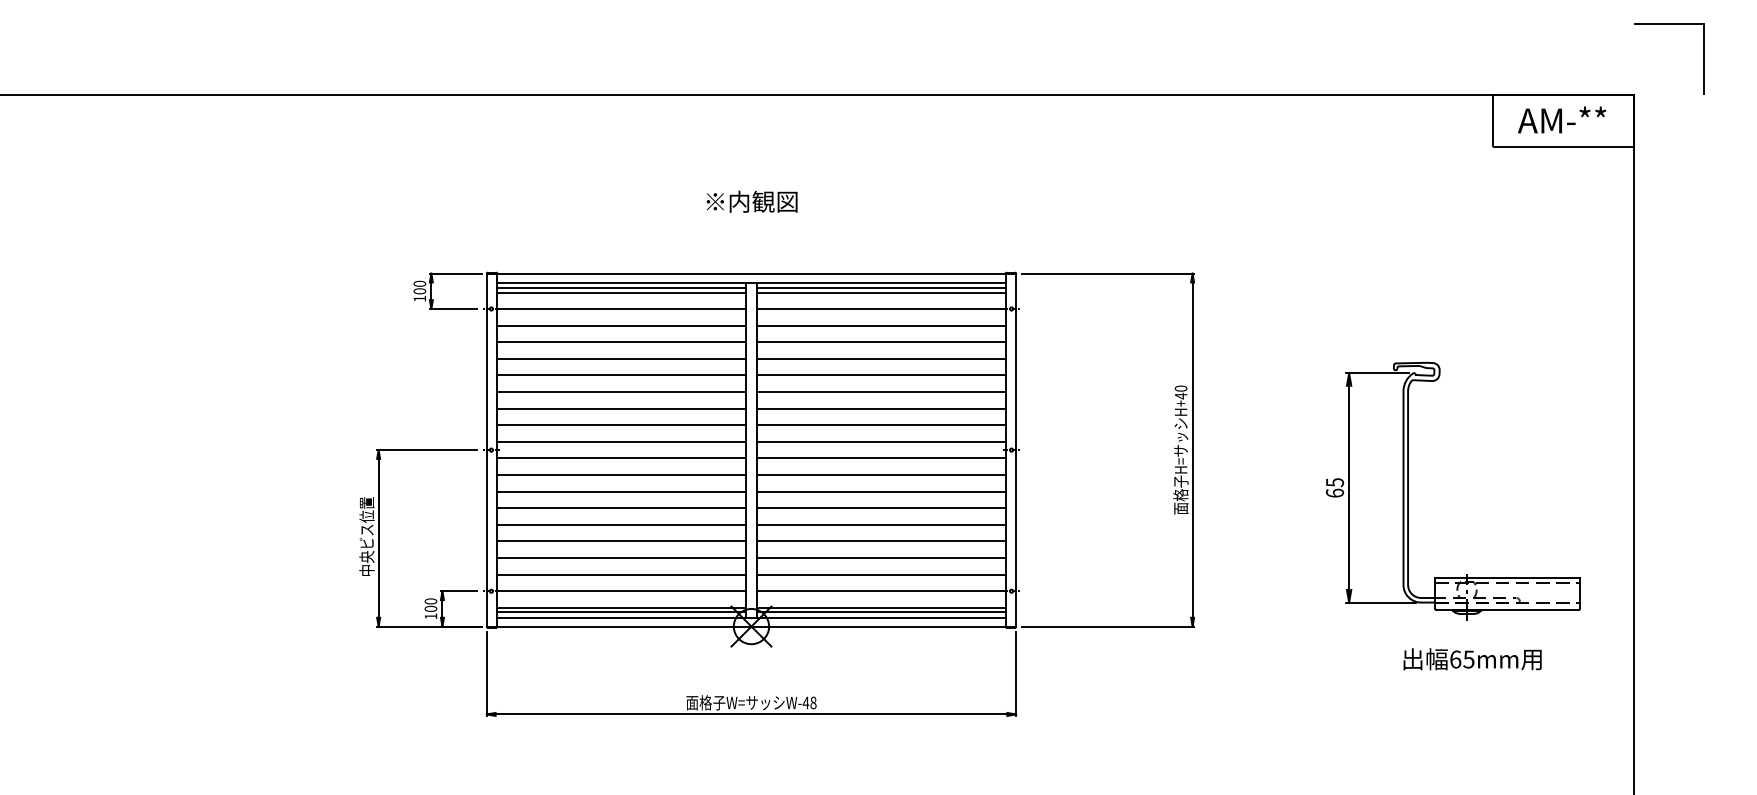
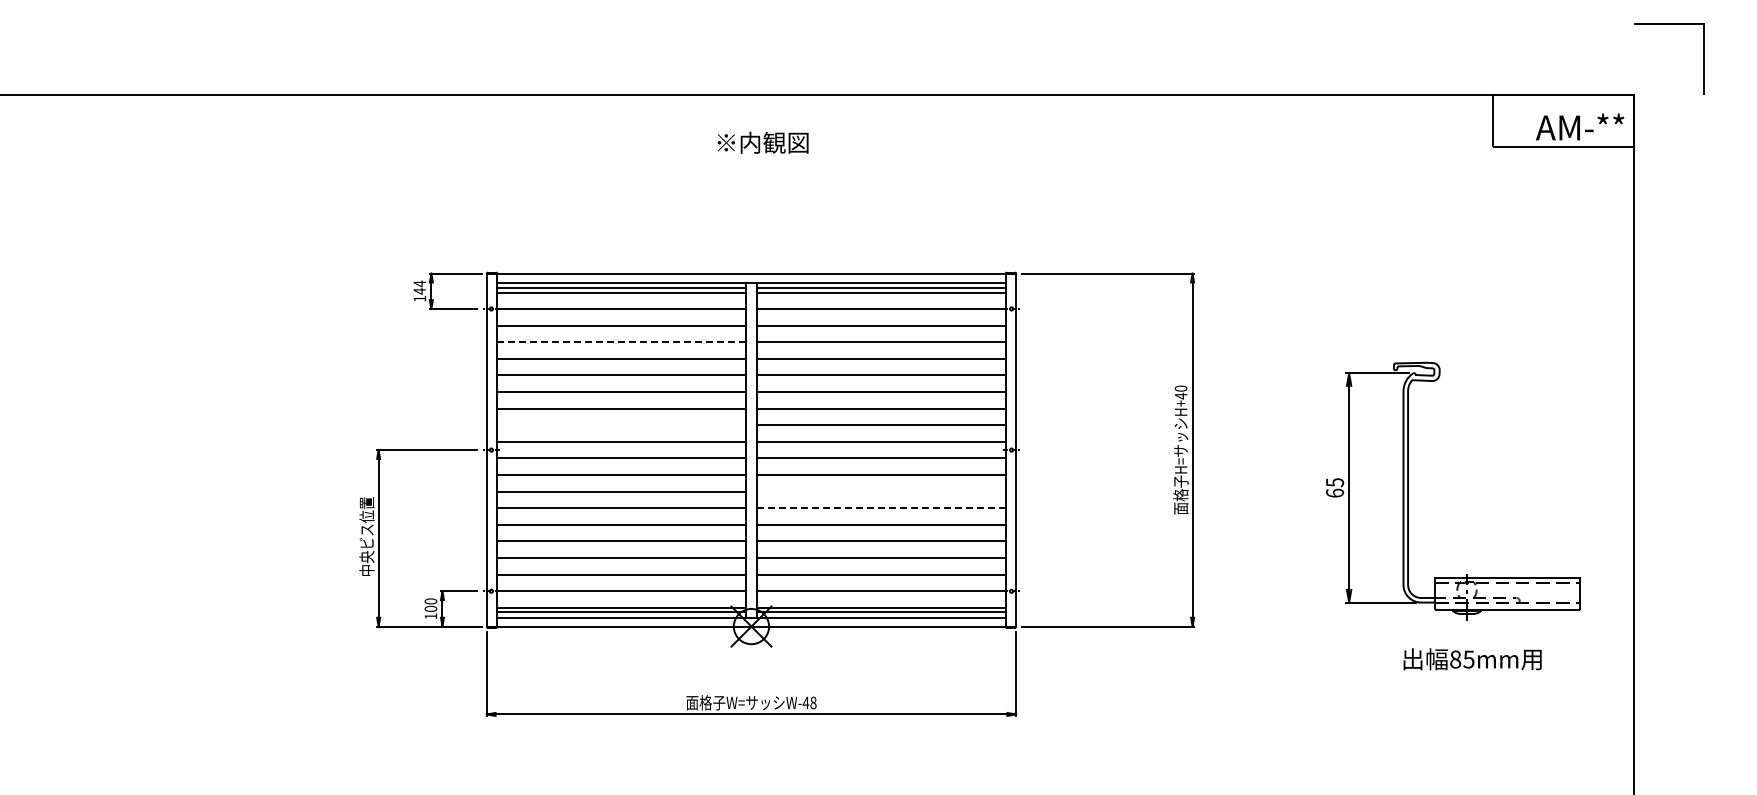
text position: (1562, 119) -> (1580, 126) (1580, 126)
text position: (751, 201) -> (762, 142) (762, 142)
text: 100 -> 144 (419, 287)
line: solid -> dashed (622, 342)
line: present -> none (621, 425)
line: present -> none (880, 491)
line: solid -> dashed (881, 508)
text: 65mm -> 85mm (1455, 659)
